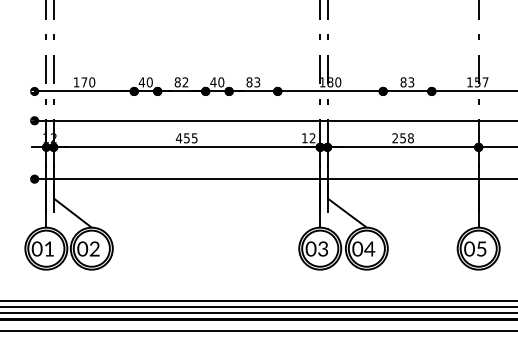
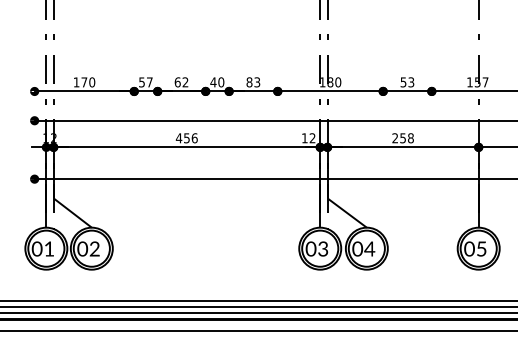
text: 40 -> 57 (145, 82)
text: 82 -> 62 (177, 82)
text: 83 -> 53 (403, 82)
text: 455 -> 456 (194, 138)
